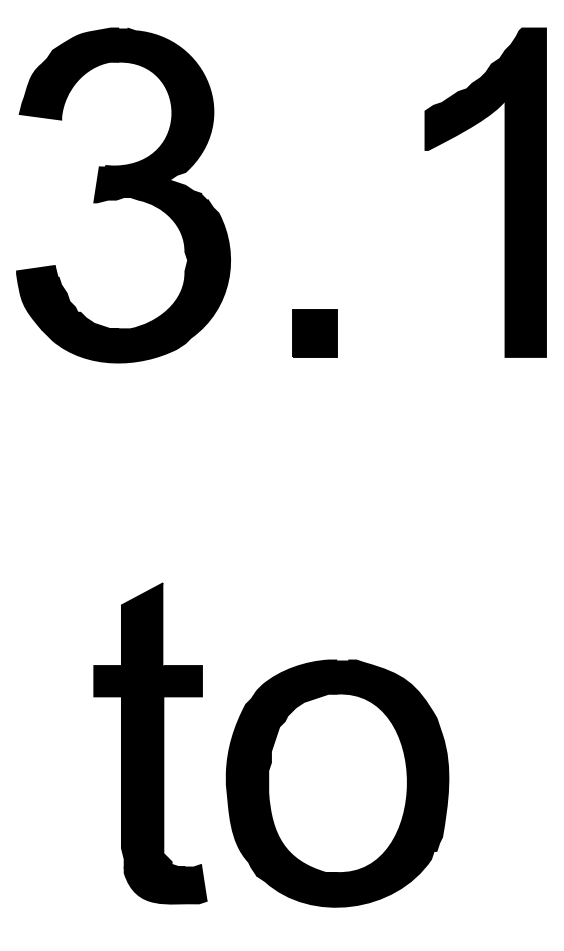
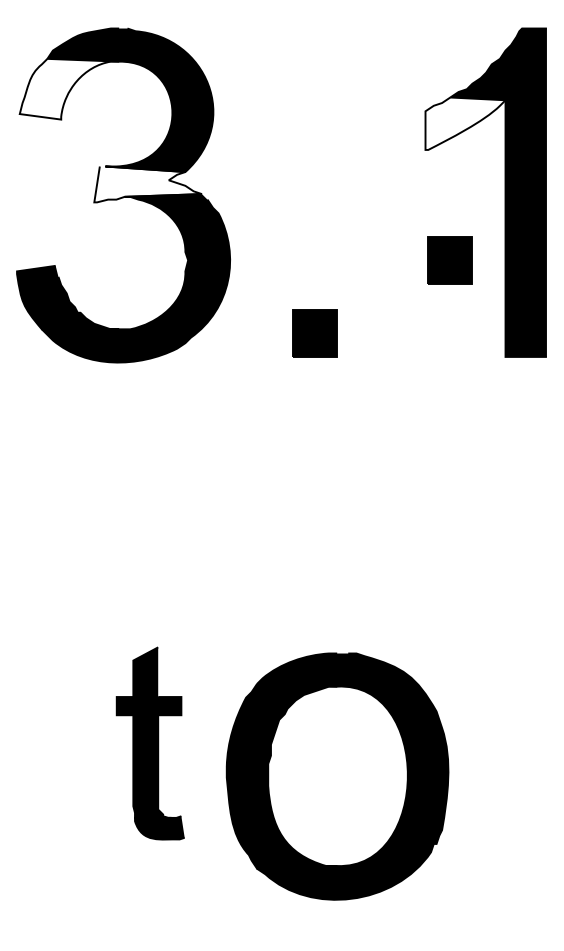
fill: present -> none (69, 88)
fill: present -> none (465, 123)
fill: present -> none (147, 184)
part: none -> present (449, 260)
part size: 115x323 px -> 70x195 px (149, 743)
part position: (337, 783) -> (337, 776) (337, 776)
